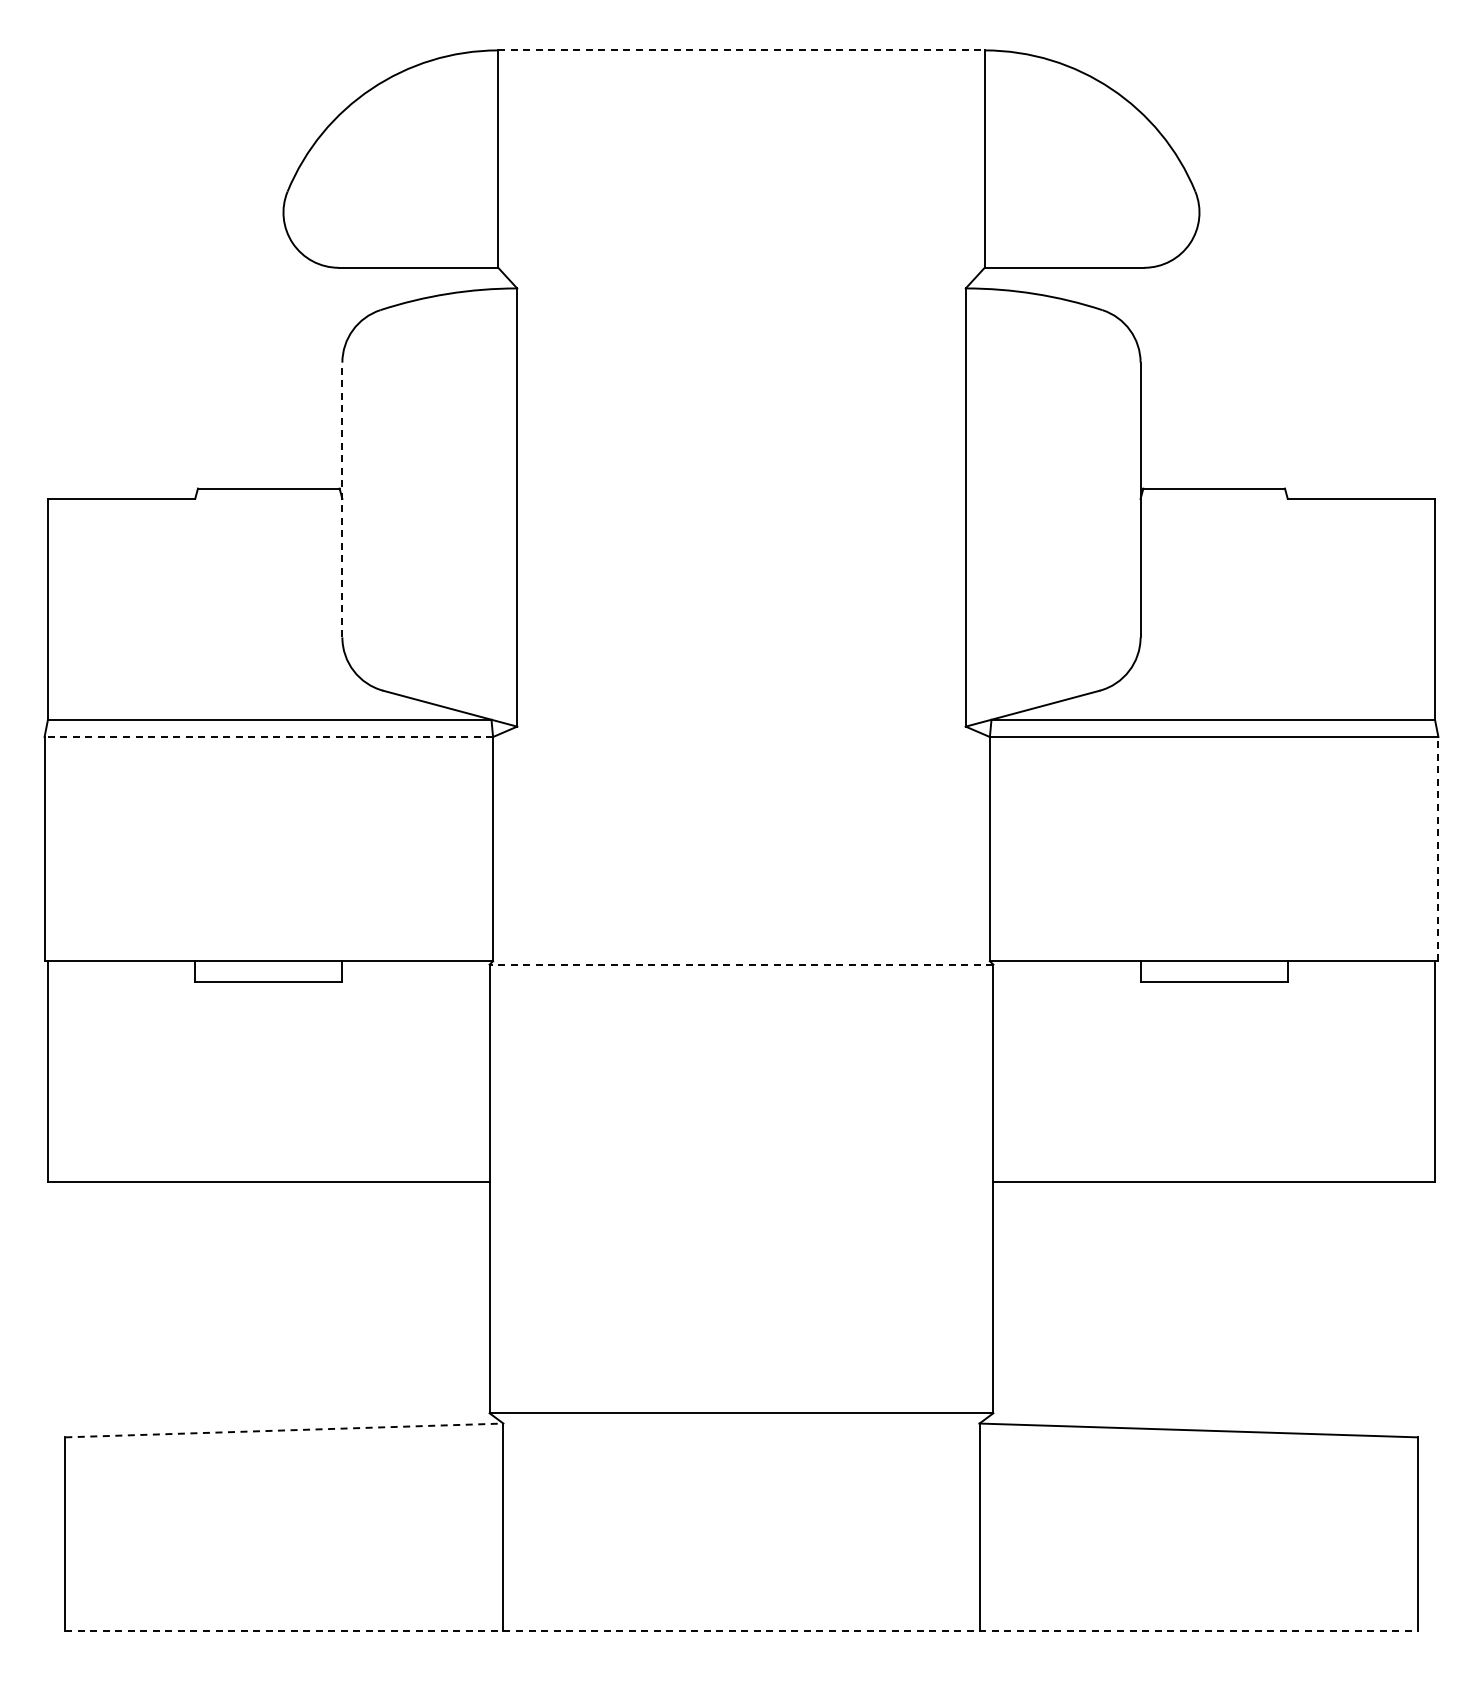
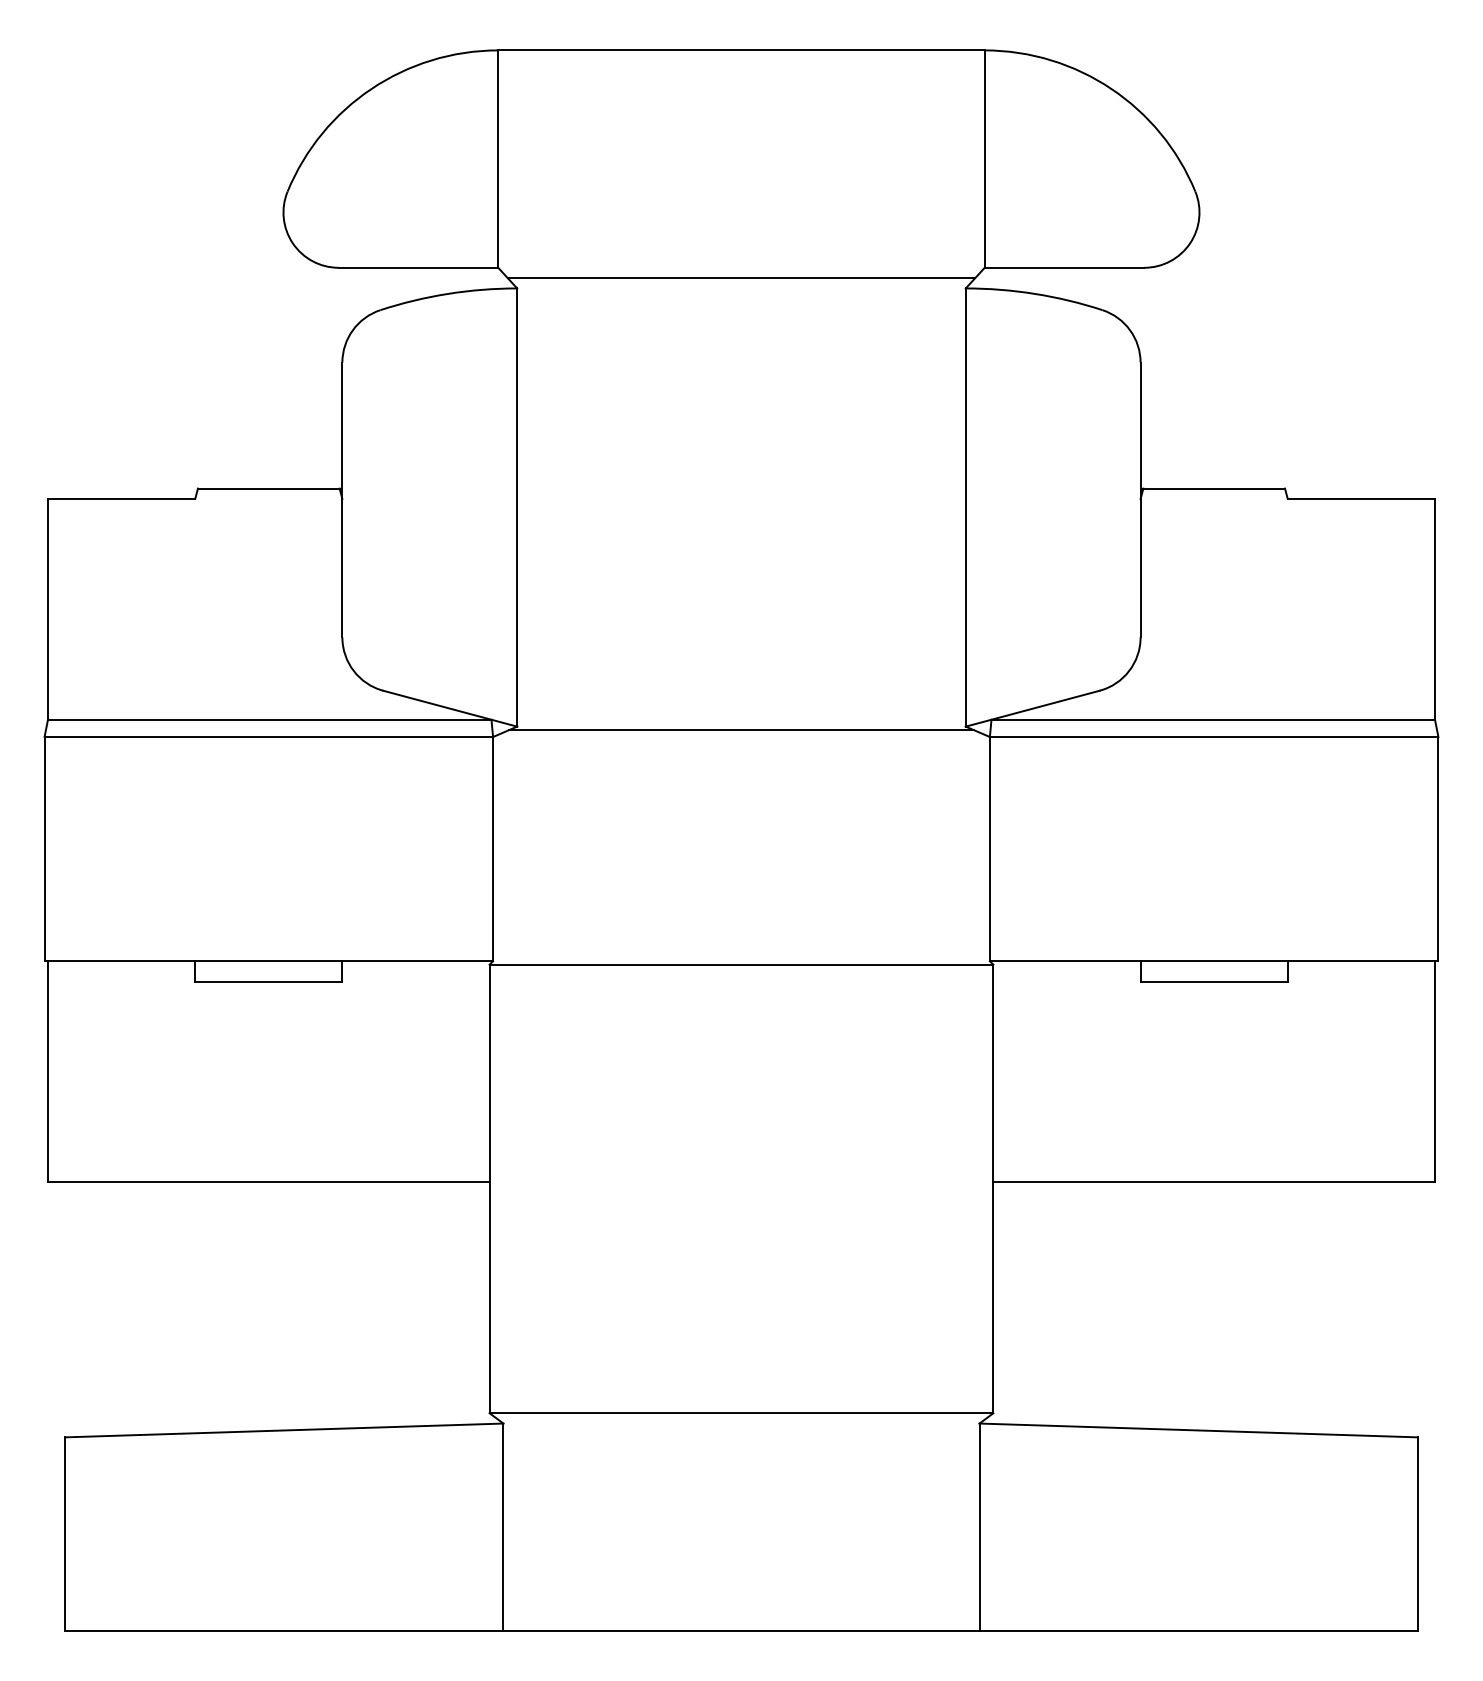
line: dashed -> solid (741, 50)
line: none -> present (741, 278)
line: dashed -> solid (342, 499)
line: none -> present (741, 730)
line: dashed -> solid (268, 737)
line: dashed -> solid (1438, 848)
line: dashed -> solid (741, 964)
line: dashed -> solid (284, 1430)
line: dashed -> solid (741, 1630)
